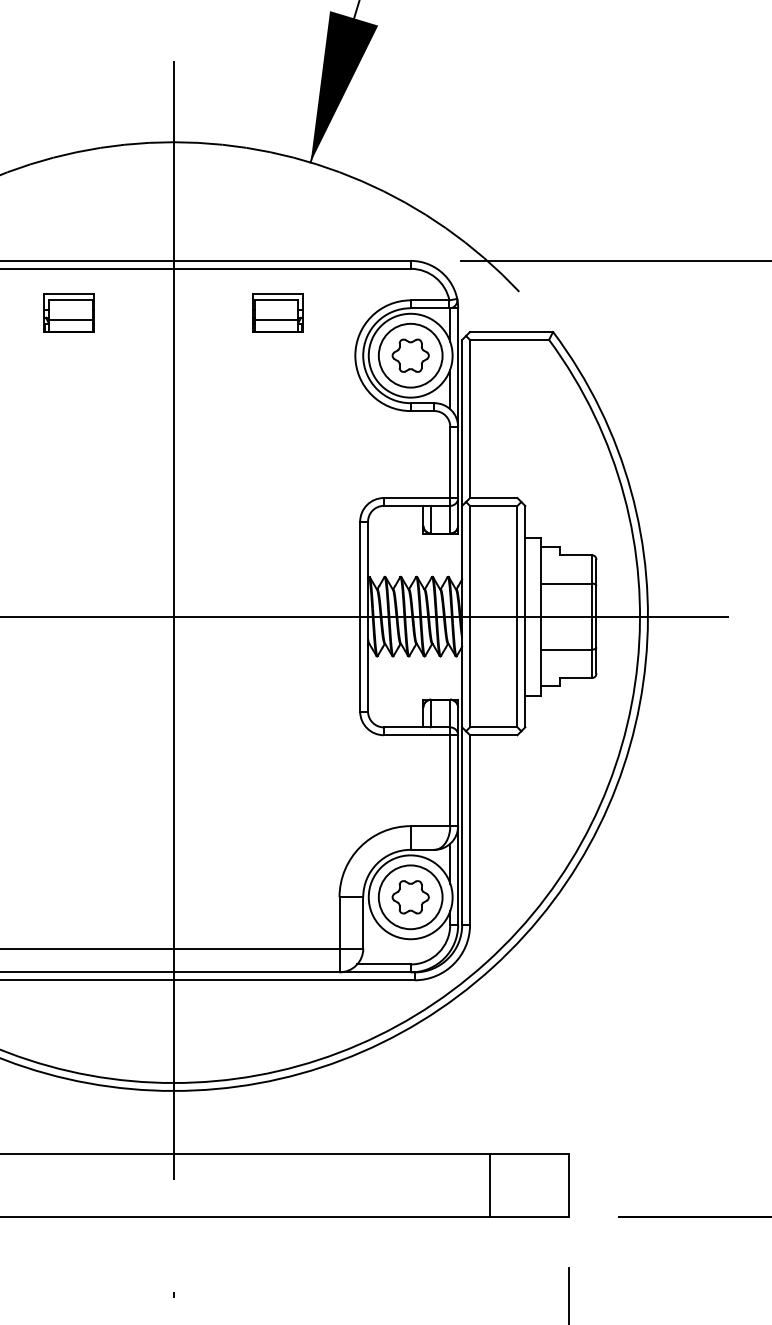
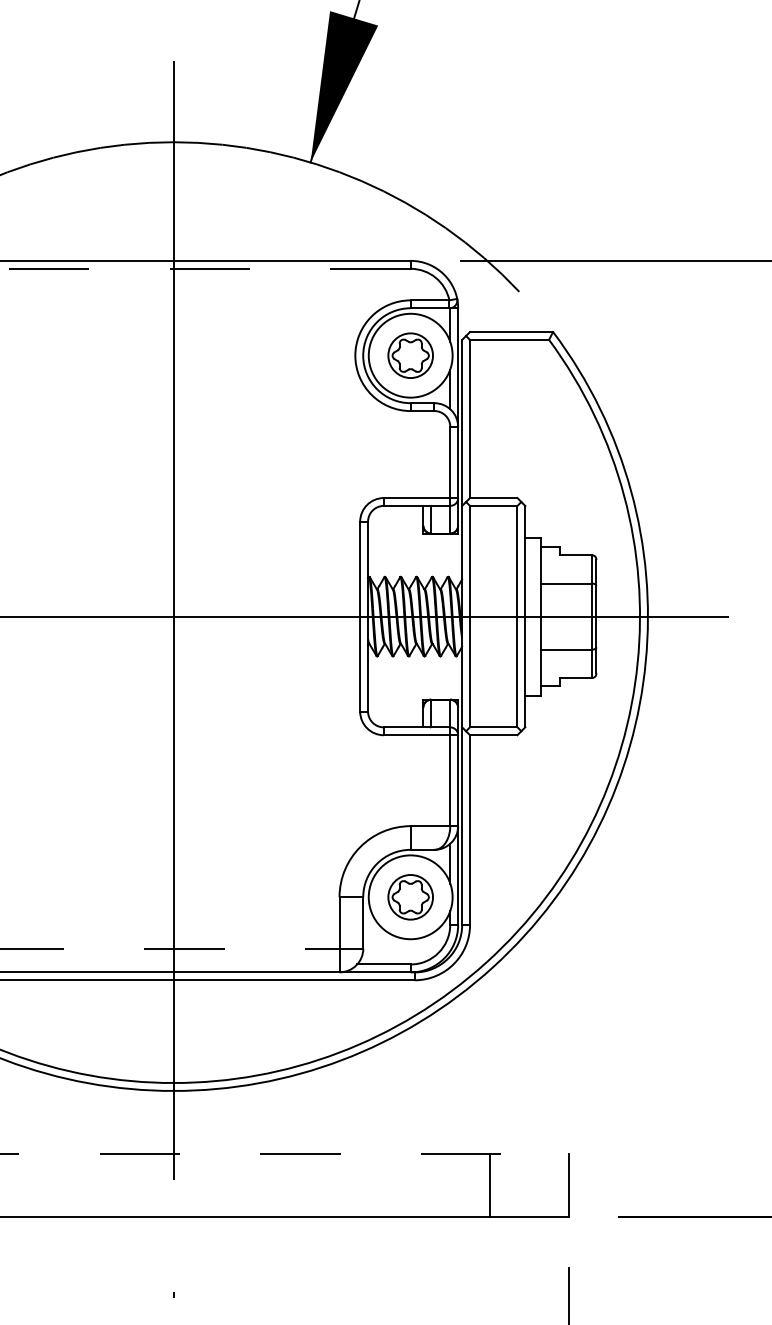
line: solid -> dashed (205, 268)
part: present -> none (68, 312)
part: present -> none (277, 312)
circle diameter: 64 px -> 45 px (410, 355)
circle diameter: 64 px -> 45 px (410, 897)
line: solid -> dashed (182, 948)
line: solid -> dashed (284, 1154)
